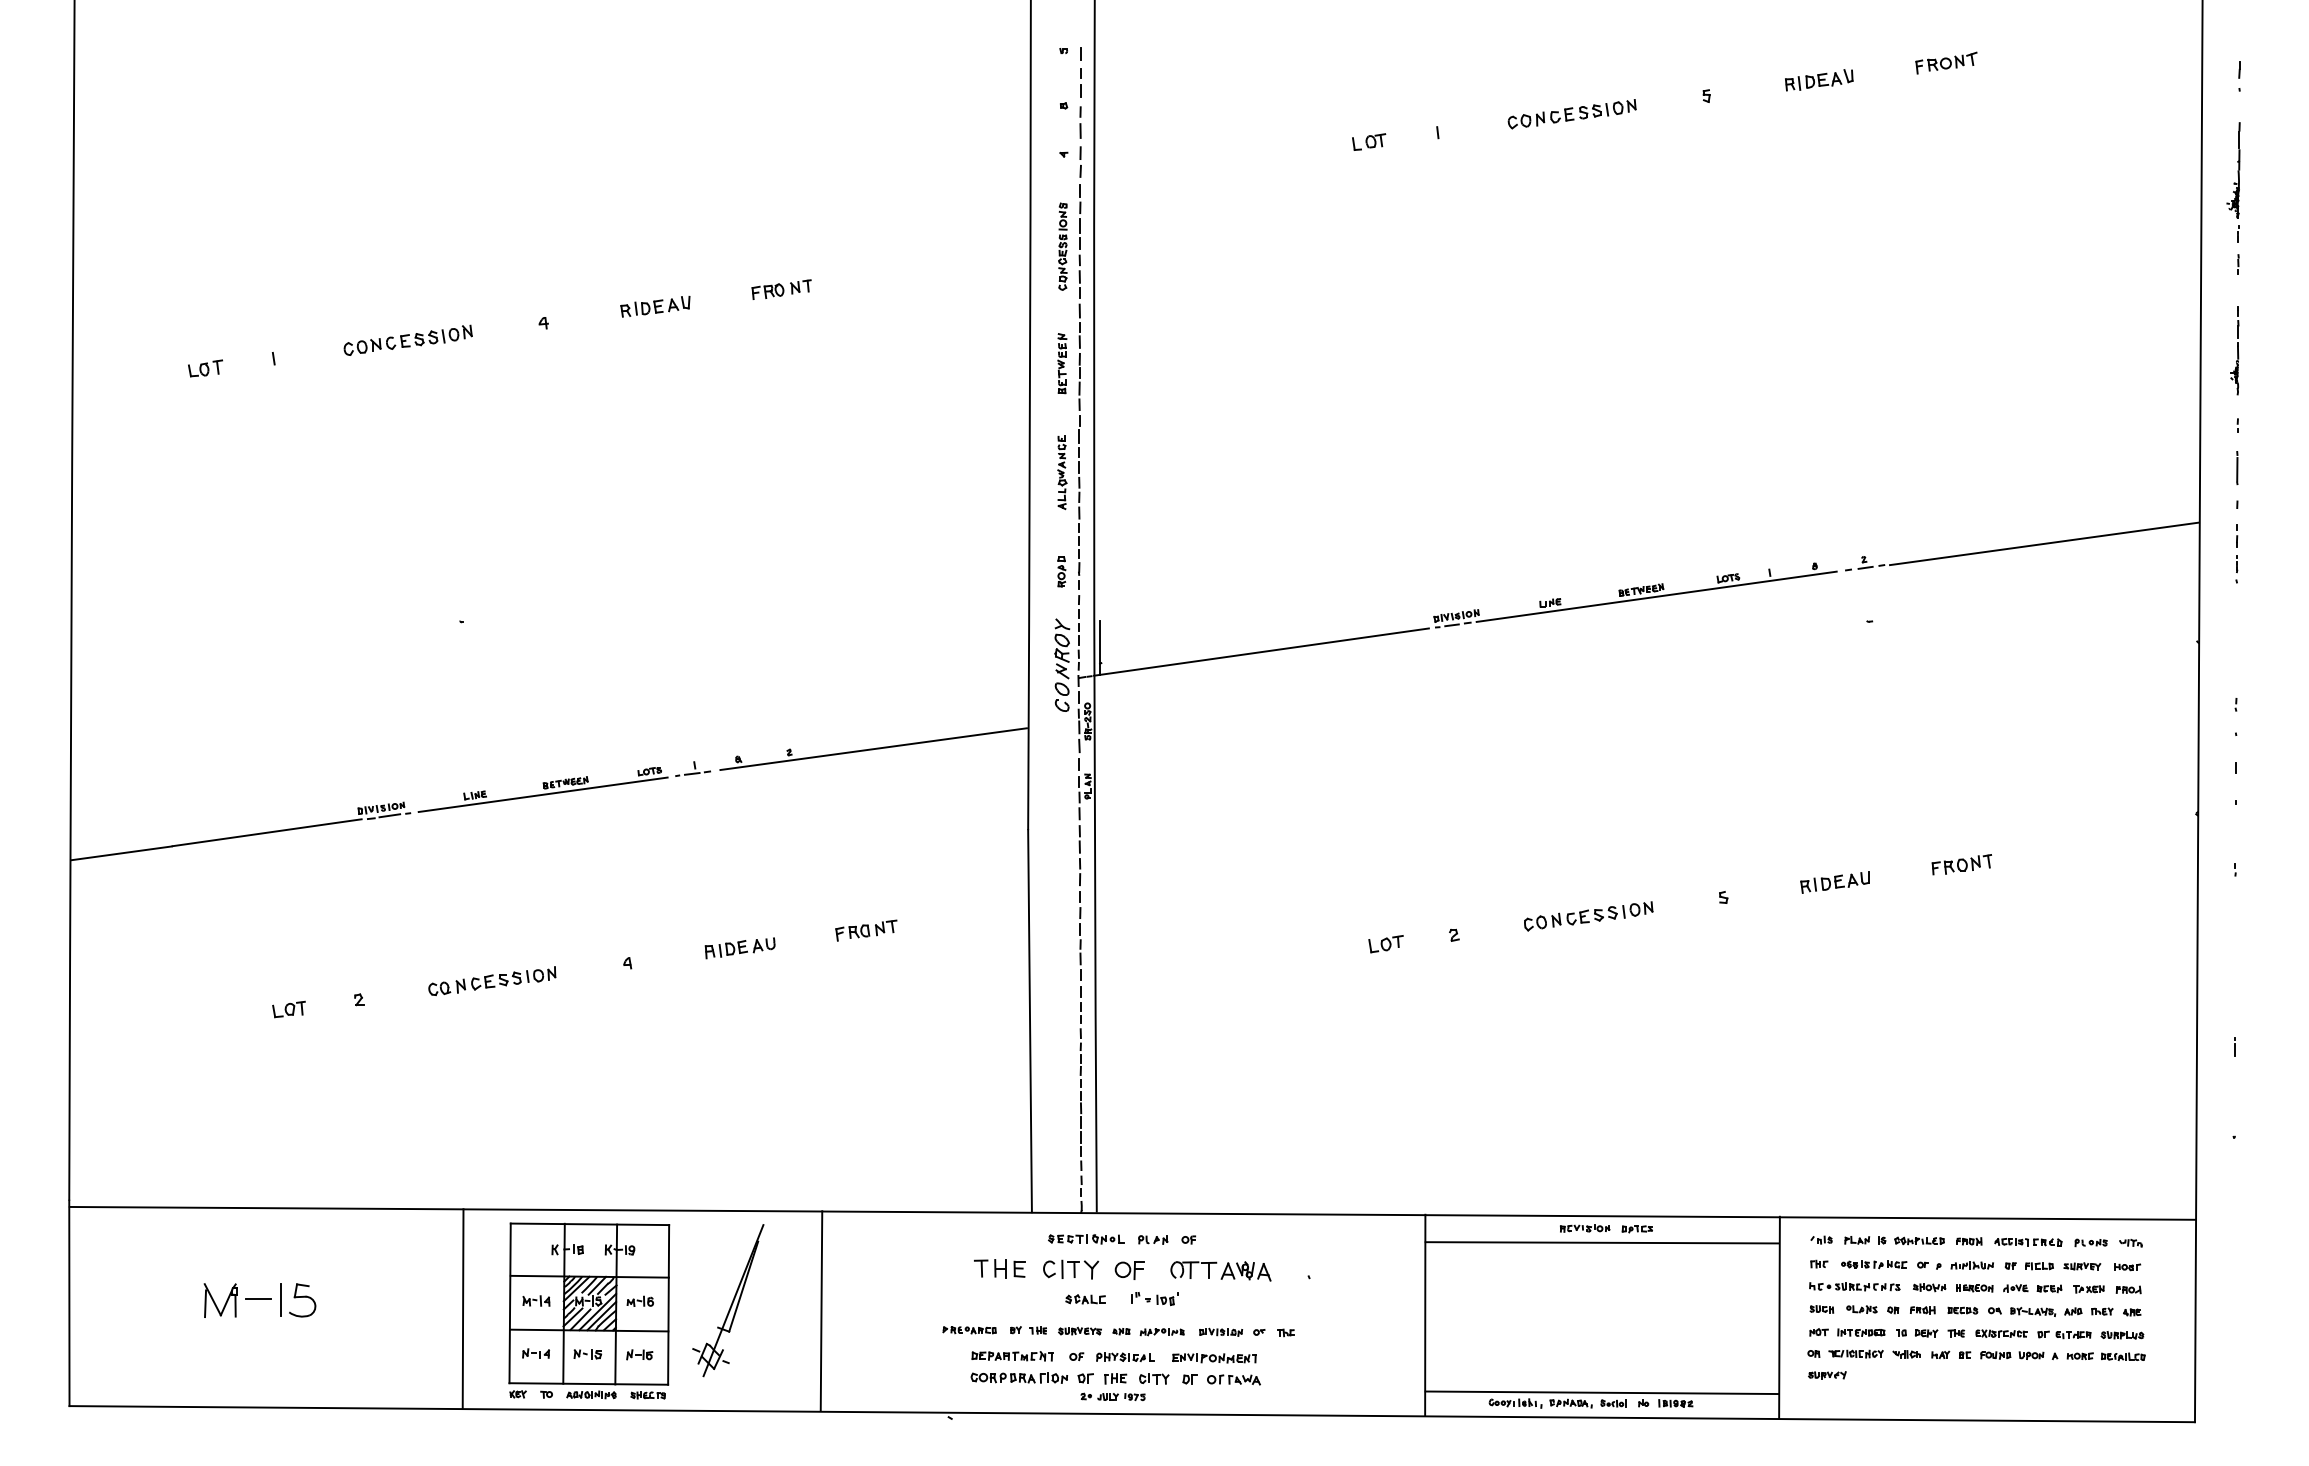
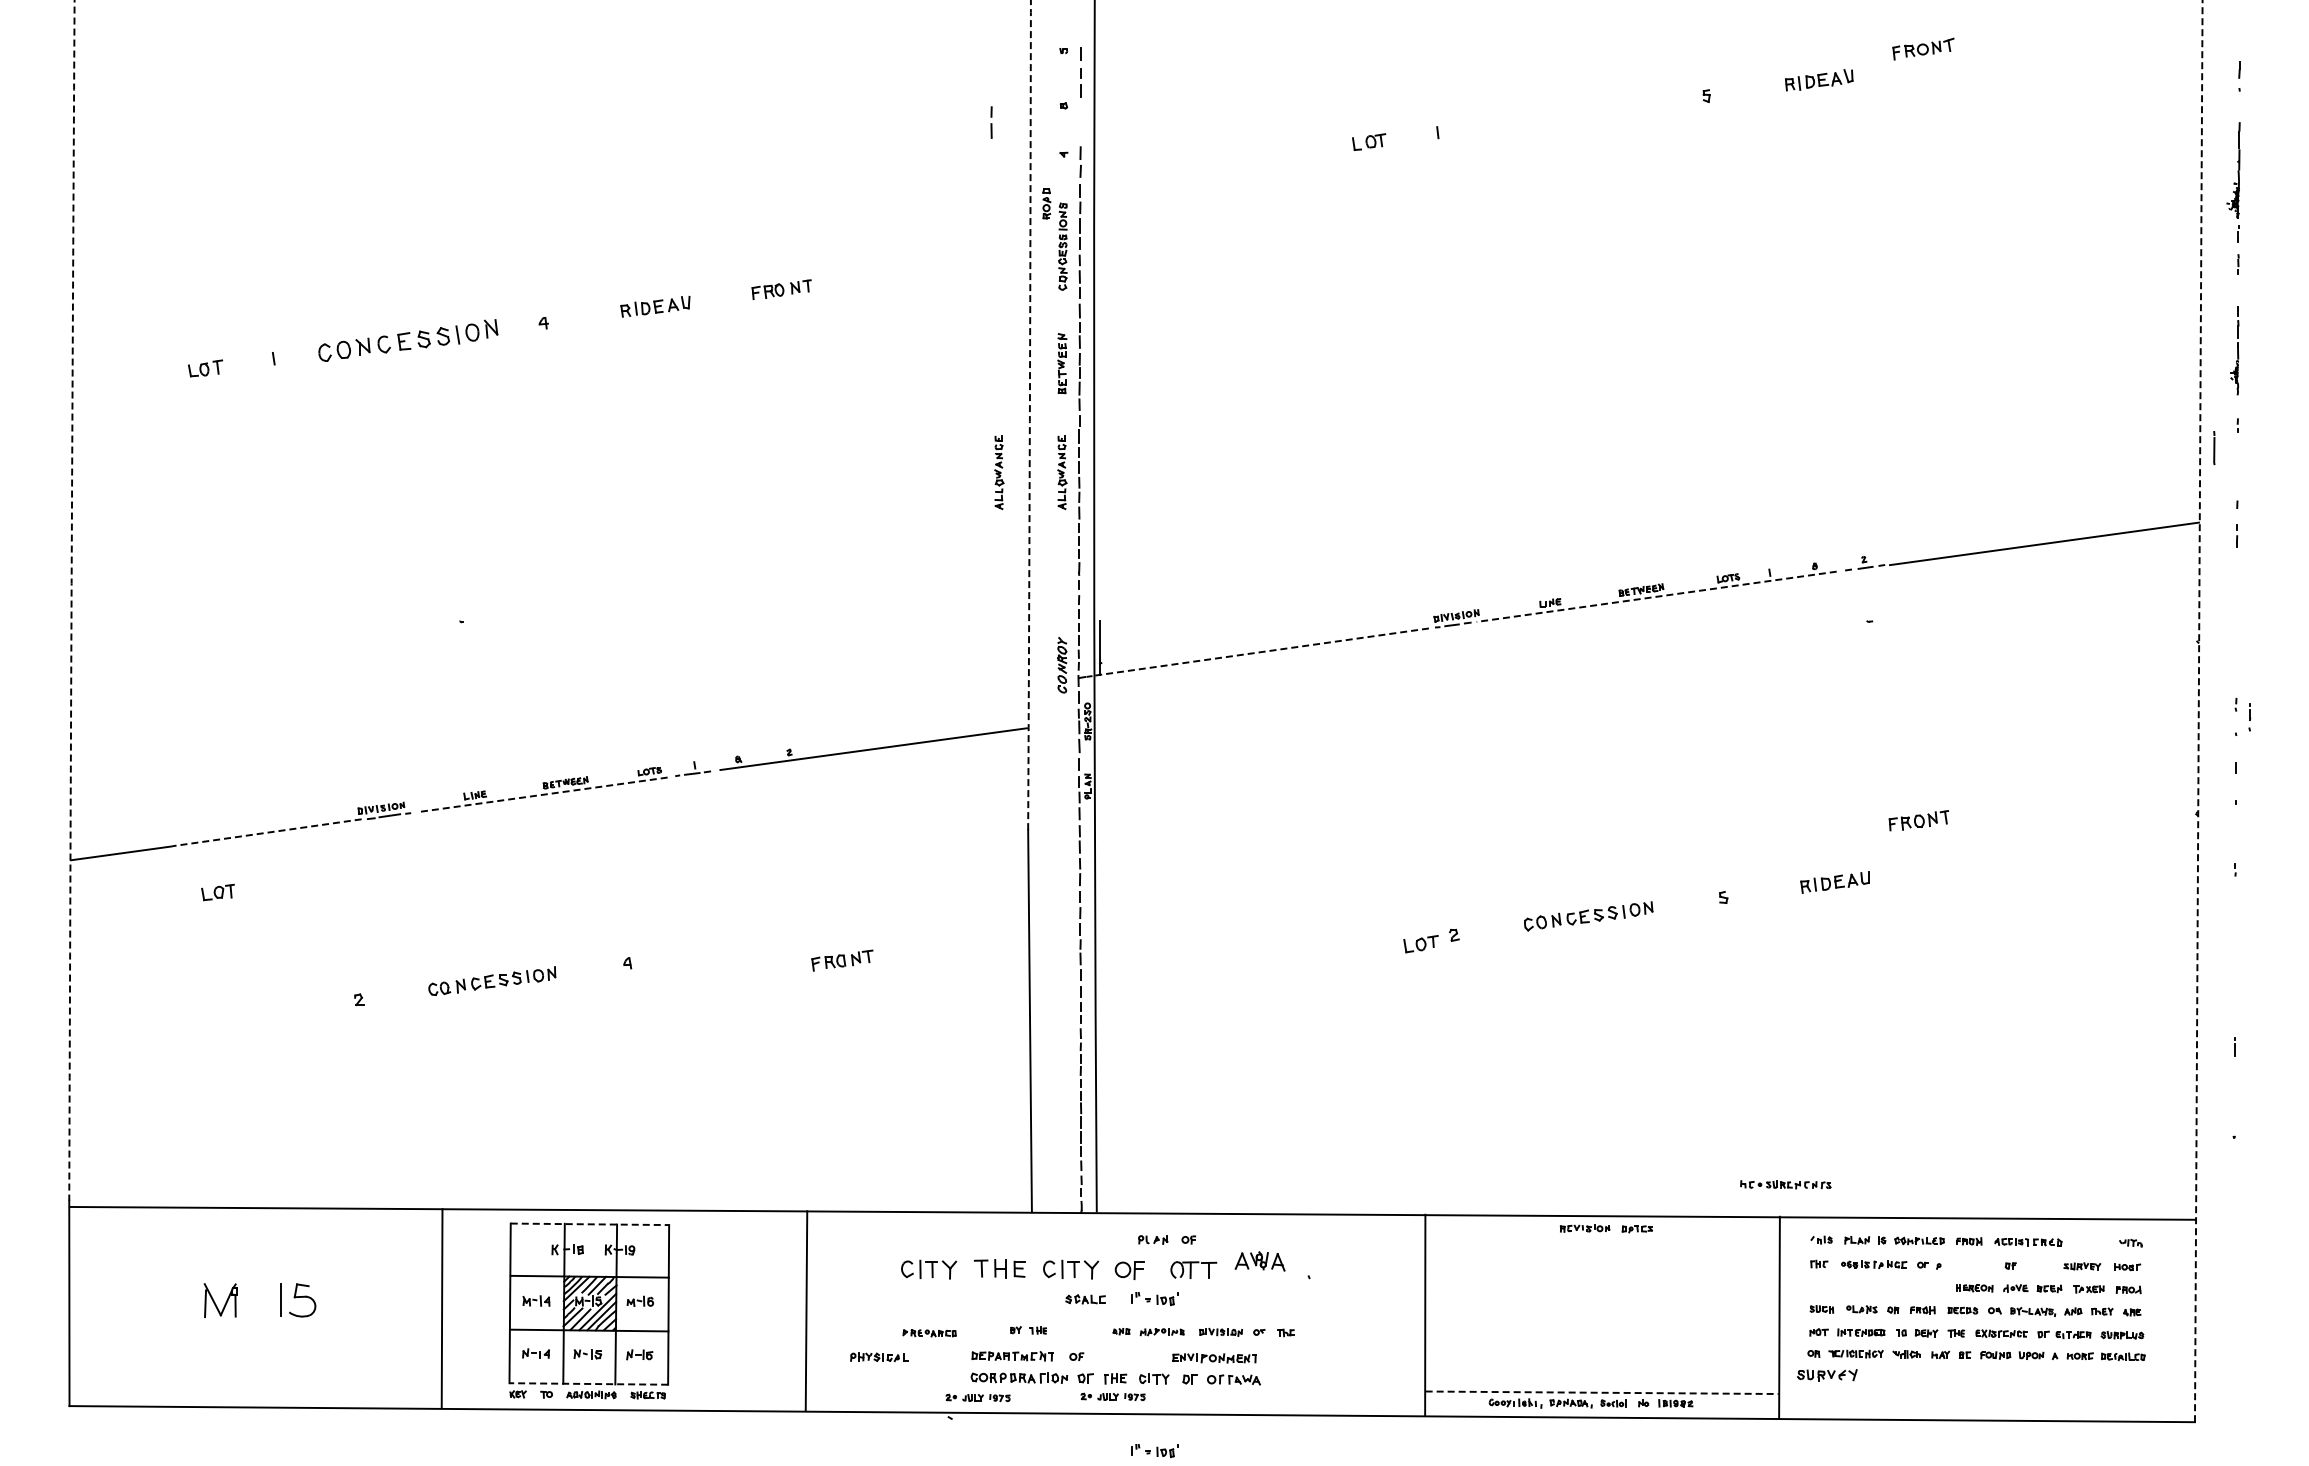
part position: (1946, 62) -> (1923, 48) (1923, 48)
part: present -> none (1571, 114)
line position: (1080, 123) -> (991, 123) (991, 123)
part size: 130x32 px -> 181x43 px (408, 340)
arc: solid -> dashed (1029, 415)
line position: (2237, 468) -> (2214, 448) (2214, 448)
part: none -> present (999, 472)
part position: (2236, 569) -> (2249, 717) (2249, 717)
part position: (1061, 571) -> (1046, 203) (1046, 203)
line: solid -> dashed (1656, 596)
arc: solid -> dashed (71, 600)
line: solid -> dashed (1260, 652)
part size: 17x94 px -> 11x57 px (1062, 665)
line: solid -> dashed (2198, 711)
line: solid -> dashed (543, 794)
line: solid -> dashed (266, 832)
part position: (1961, 864) -> (1918, 820) (1918, 820)
part position: (866, 930) -> (842, 960) (842, 960)
part position: (1385, 944) -> (1420, 944) (1420, 944)
part: present -> none (739, 948)
part position: (288, 1009) -> (217, 892) (217, 892)
line: solid -> dashed (590, 1224)
part: present -> none (1086, 1239)
line: present -> none (1601, 1242)
part: present -> none (2090, 1242)
part: present -> none (1971, 1265)
part: present -> none (2039, 1266)
part: none -> present (929, 1269)
part position: (1245, 1271) -> (1259, 1261) (1259, 1261)
part position: (1854, 1286) -> (1785, 1184) (1785, 1184)
part: present -> none (1929, 1287)
line: present -> none (257, 1298)
part: present -> none (728, 1300)
line position: (462, 1308) -> (441, 1308) (441, 1308)
line position: (821, 1310) -> (806, 1310) (806, 1310)
part position: (969, 1330) -> (929, 1333) (929, 1333)
part: present -> none (1079, 1330)
part position: (1125, 1356) -> (879, 1356) (879, 1356)
part size: 39x9 px -> 61x13 px (1827, 1375)
line: solid -> dashed (588, 1383)
line: solid -> dashed (1602, 1392)
part: none -> present (977, 1397)
part: none -> present (1154, 1451)
